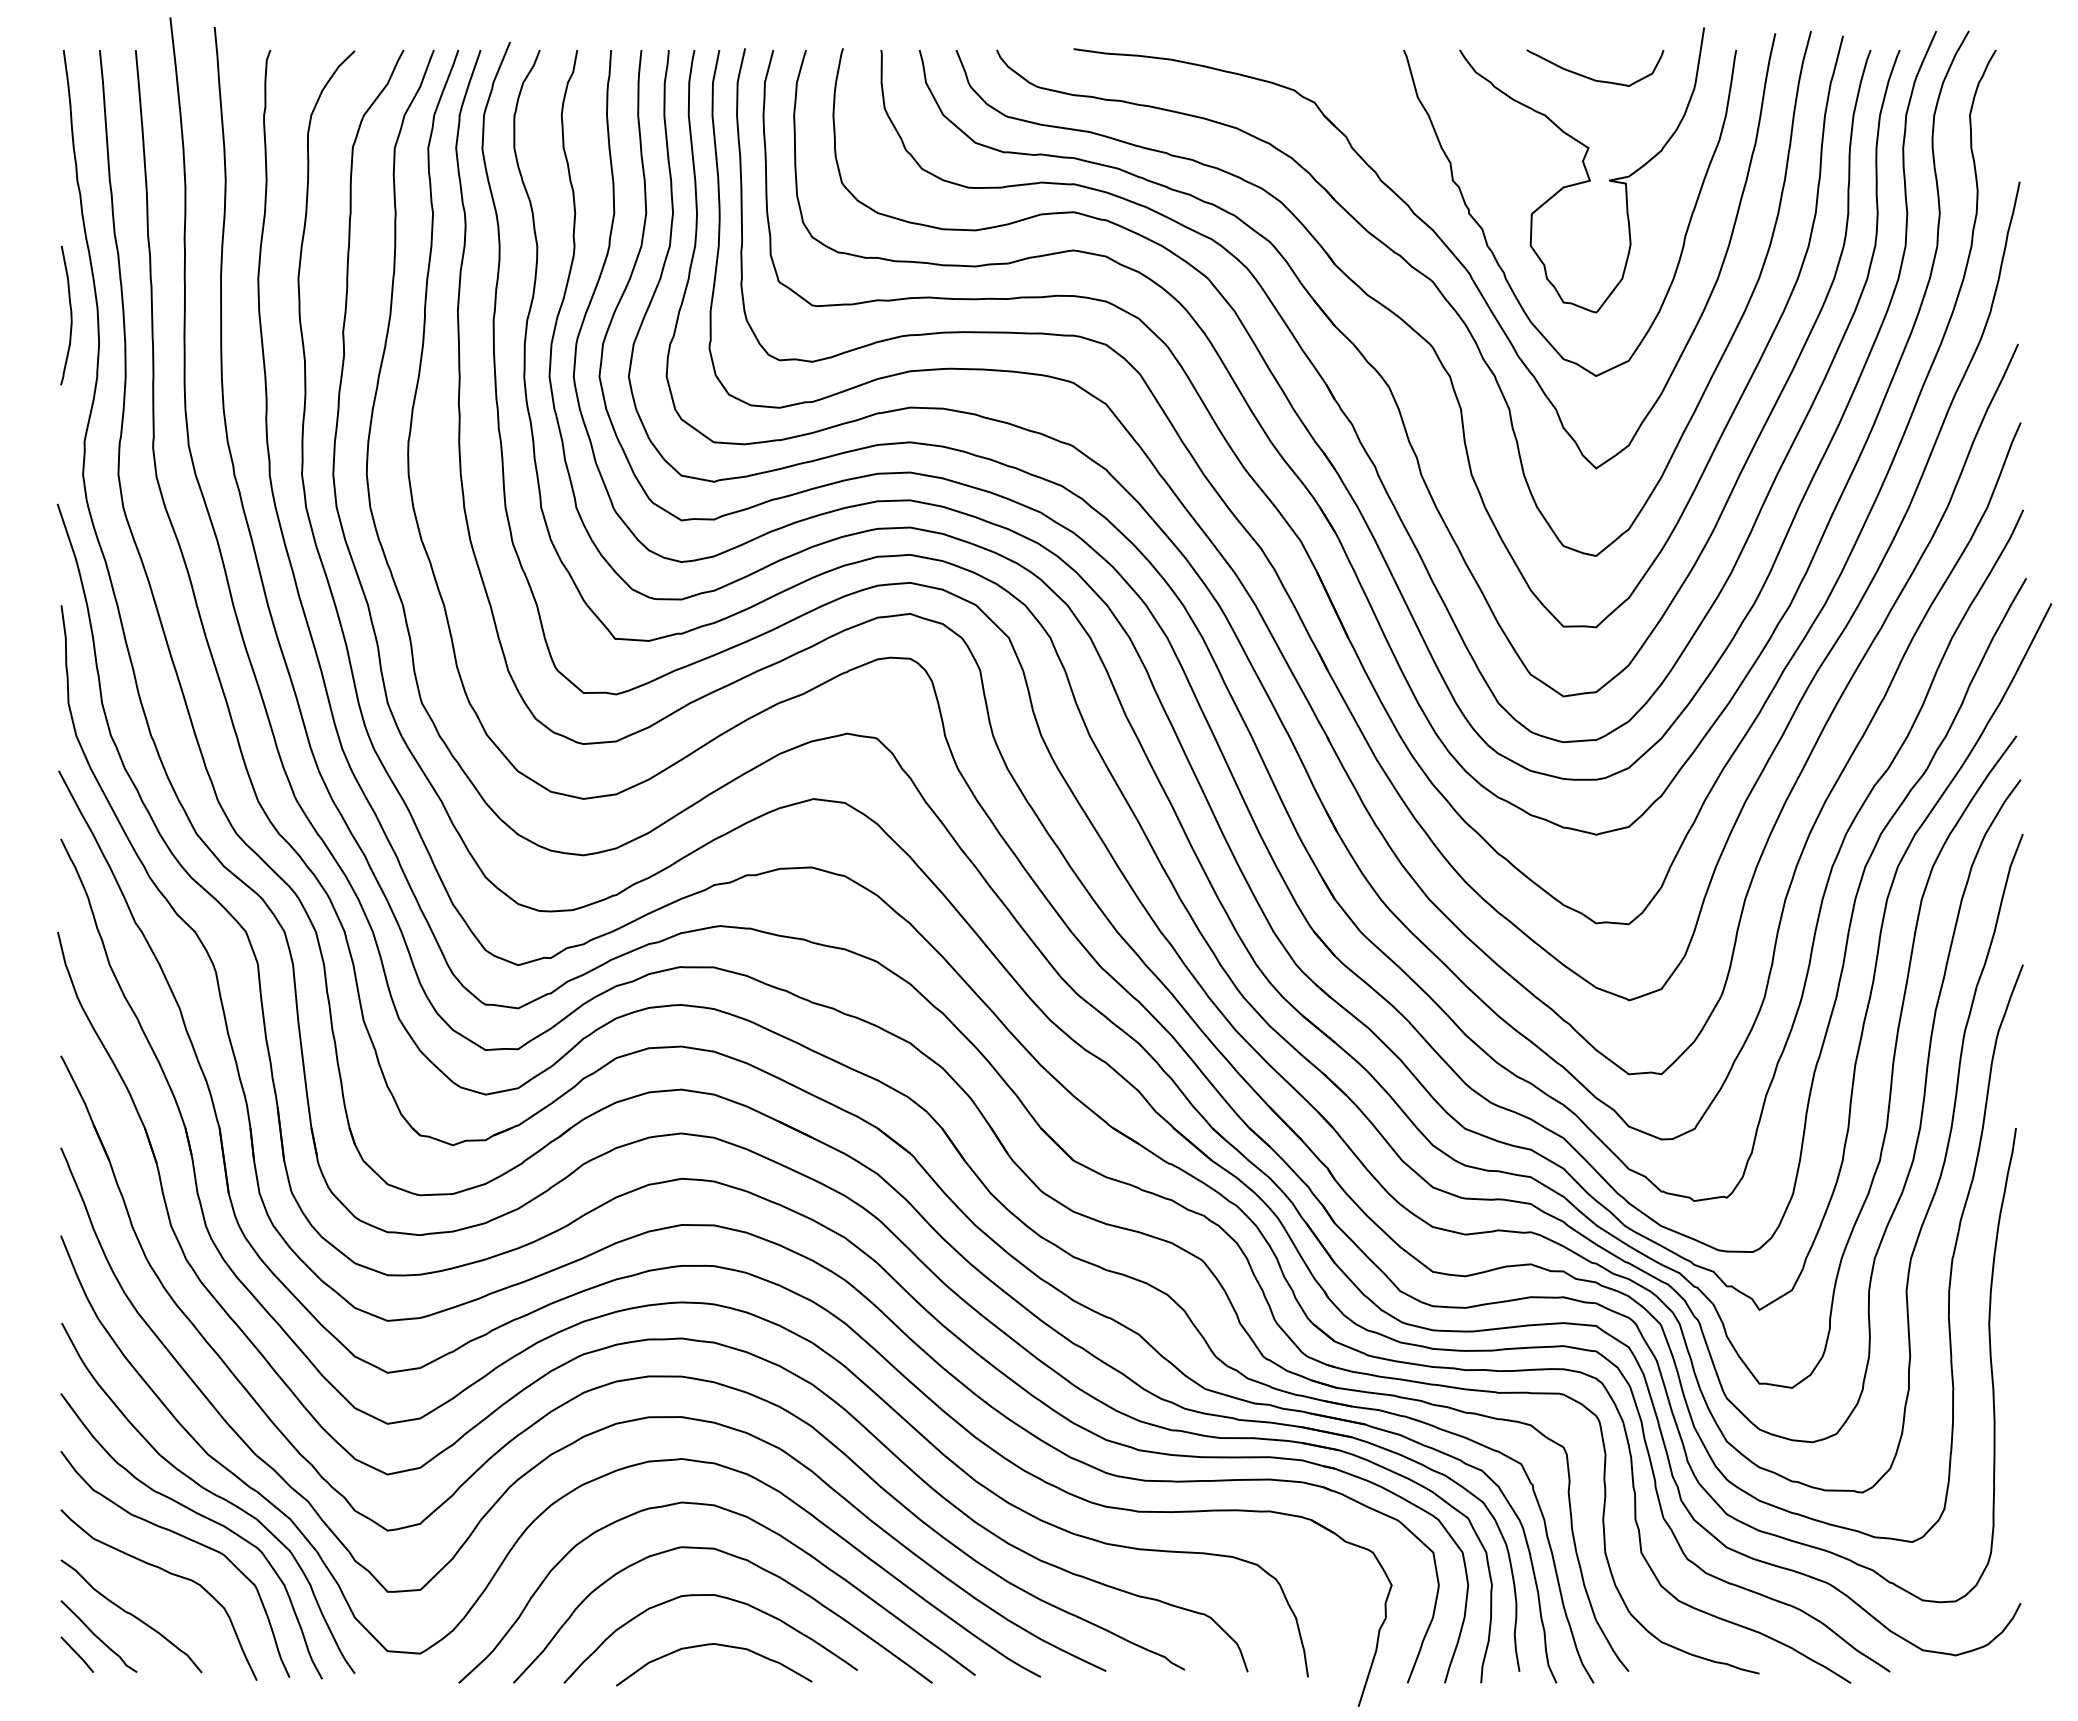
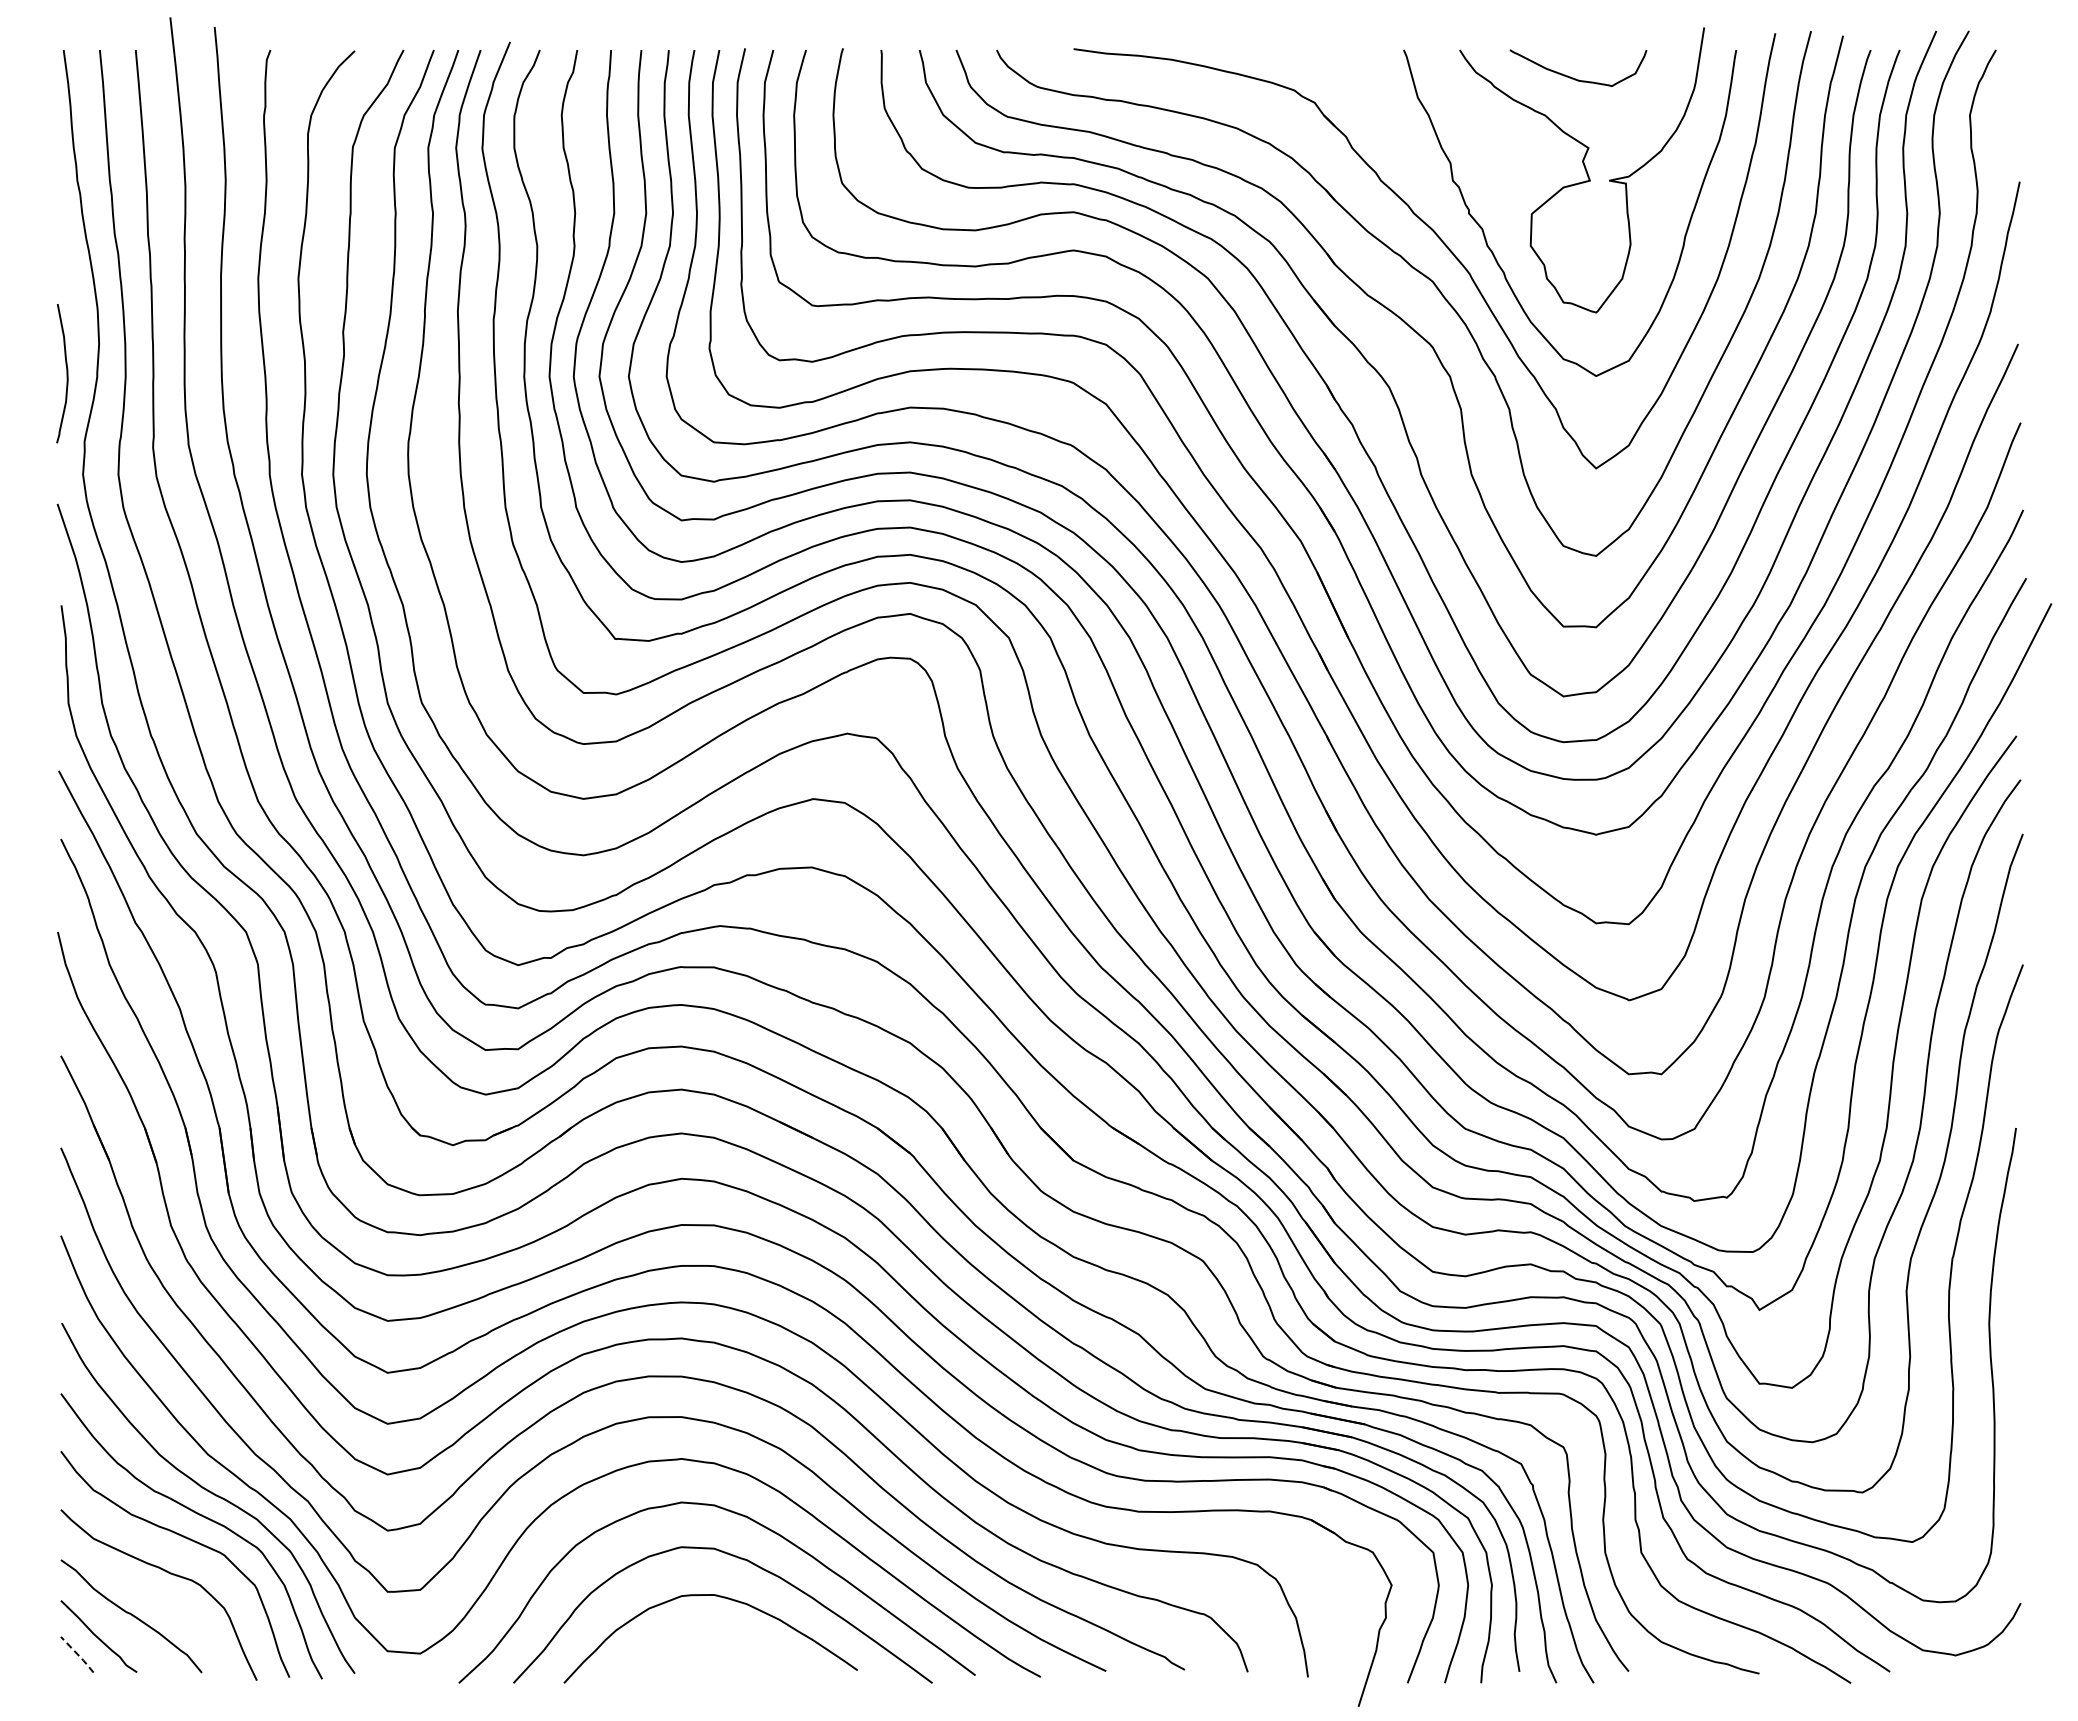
curve position: (1590, 77) -> (1573, 77) (1573, 77)
curve position: (70, 315) -> (66, 373) (66, 373)
curve: present -> none (716, 1645)
line: solid -> dashed (78, 1654)
